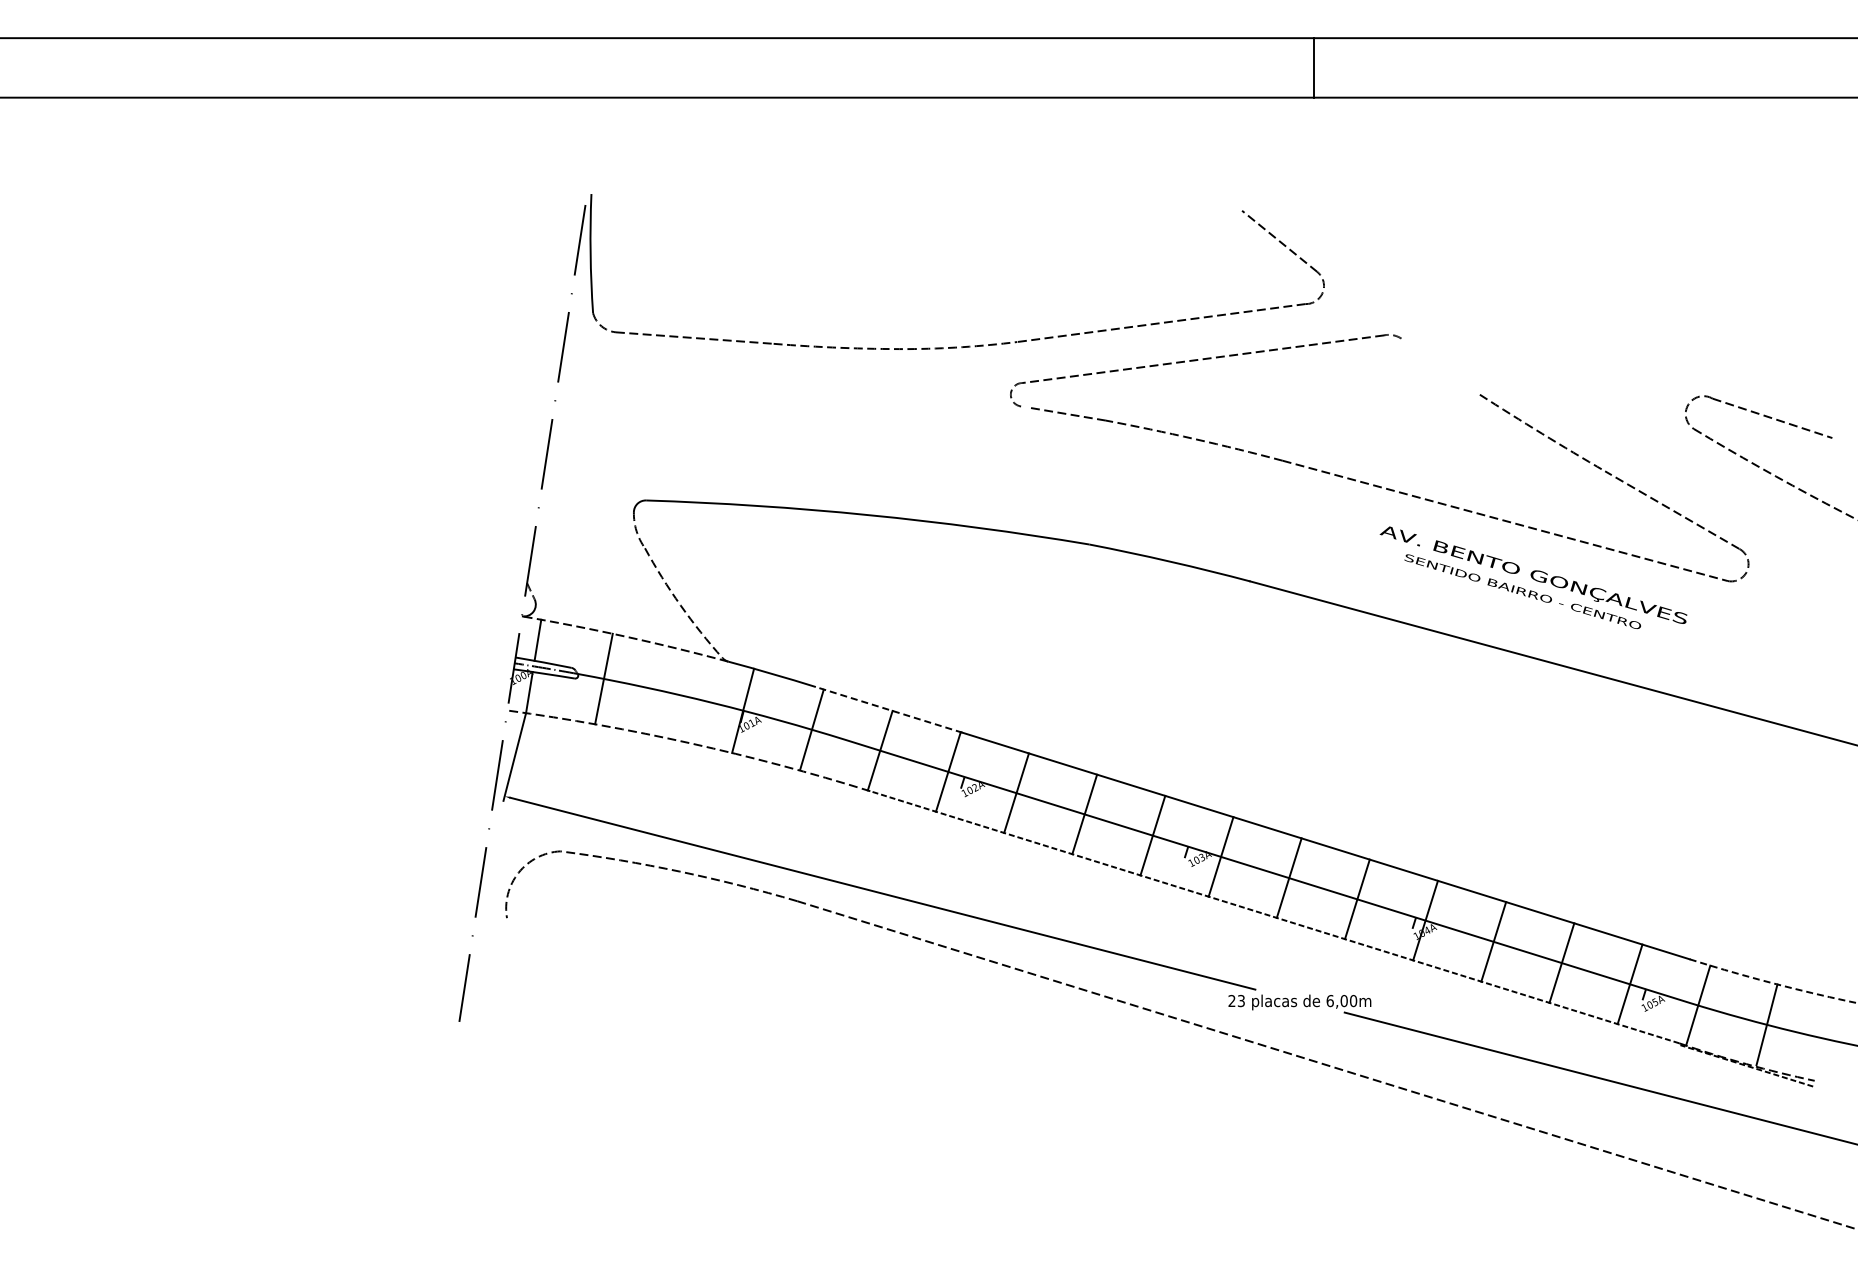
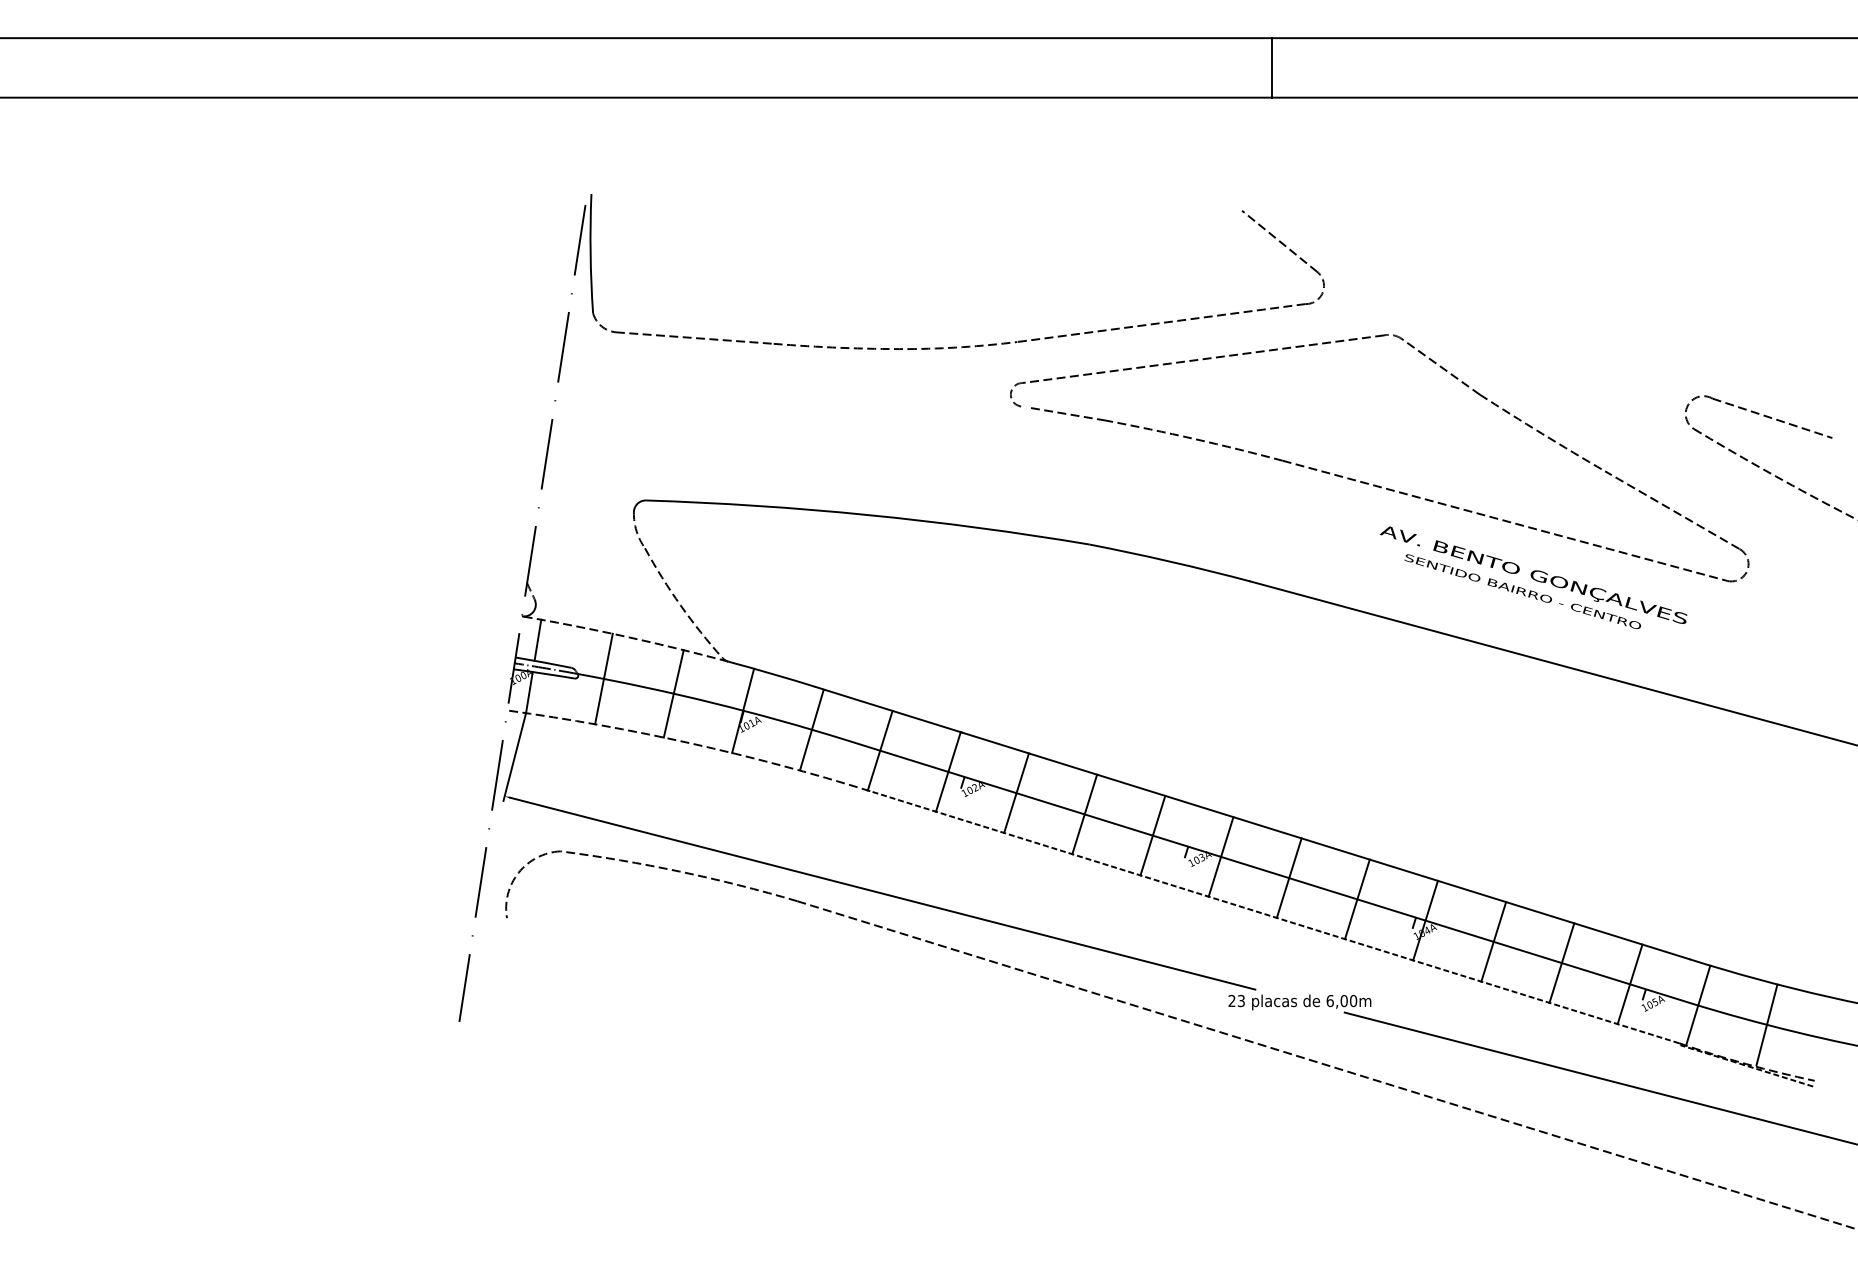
line position: (1313, 67) -> (1271, 67) (1271, 67)
line: none -> present (1440, 366)
line: none -> present (673, 693)
line: dashed -> solid (889, 709)
arc: dashed -> solid (1773, 983)
